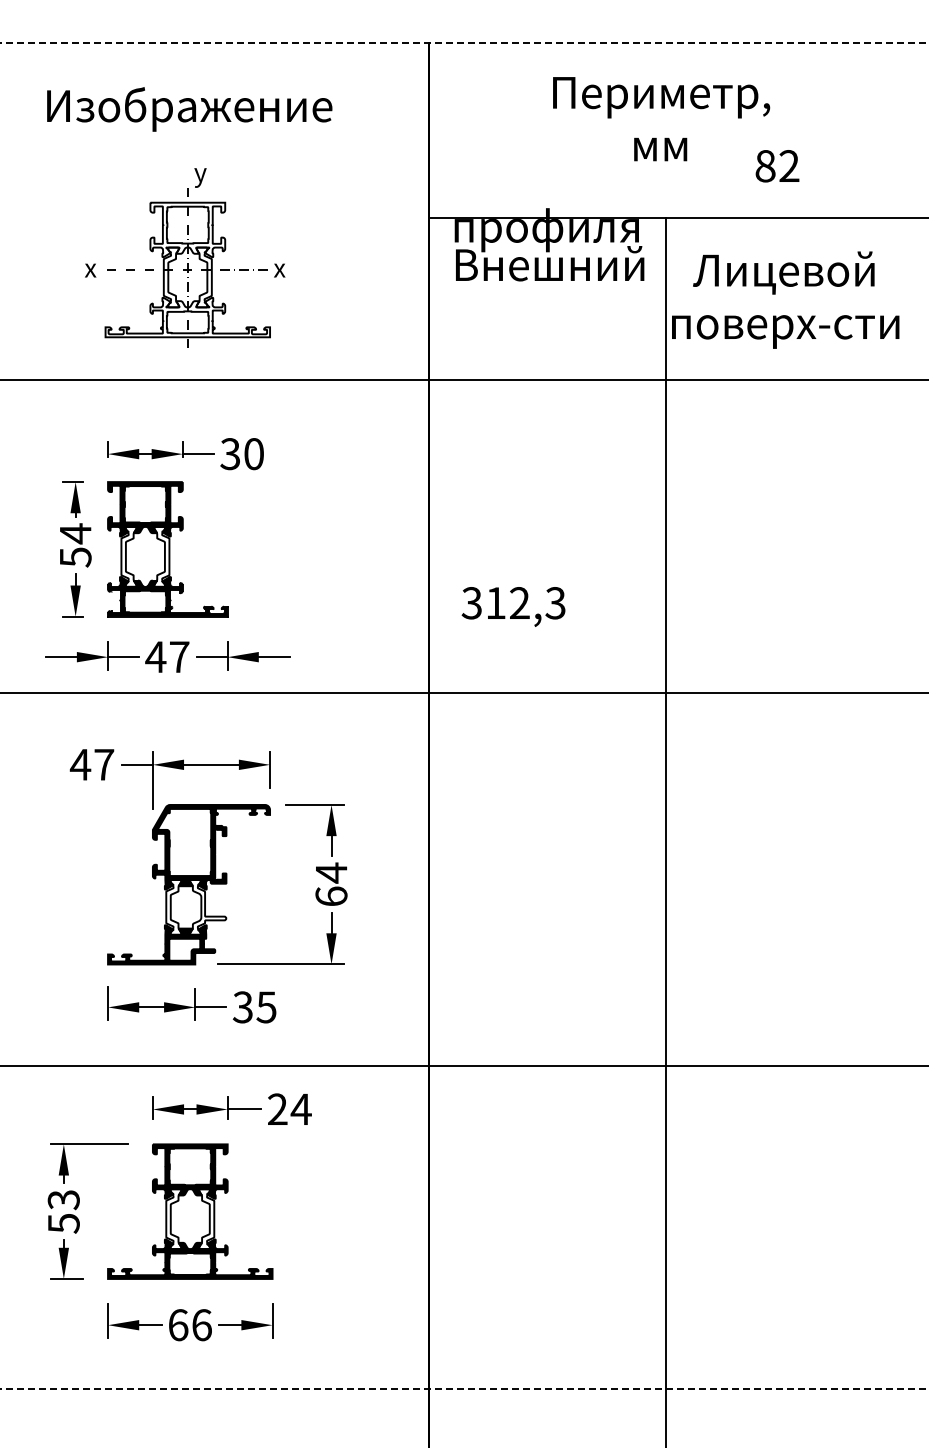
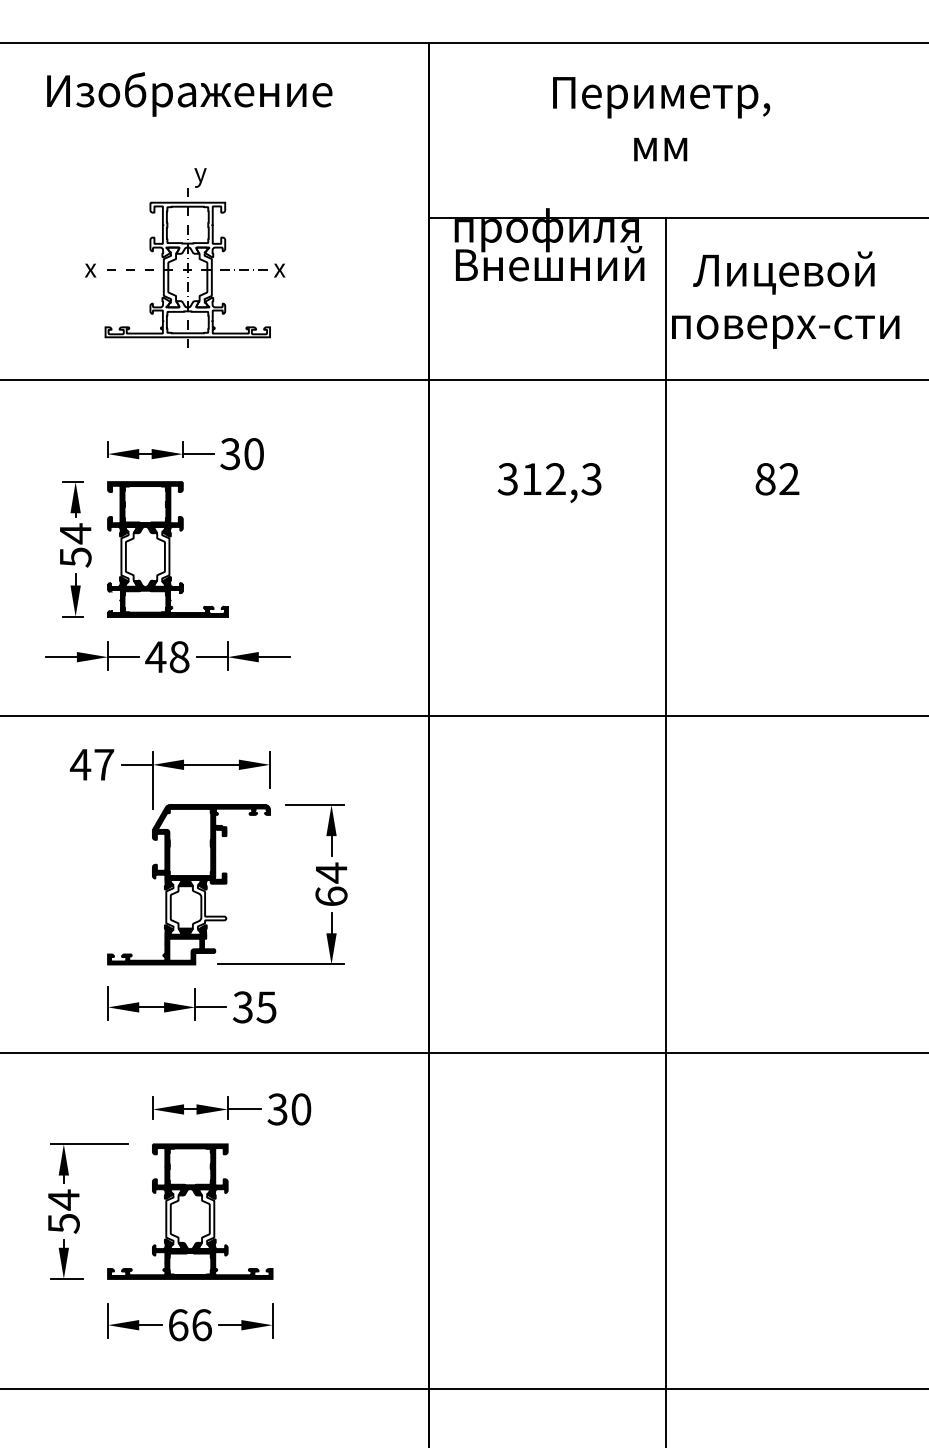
line: dashed -> solid (464, 43)
text position: (189, 109) -> (189, 94) (189, 94)
text position: (777, 166) -> (777, 479) (777, 479)
text position: (513, 606) -> (549, 482) (549, 482)
text: 47 -> 48 (179, 657)
line position: (463, 693) -> (463, 716) (463, 716)
line position: (463, 1065) -> (463, 1052) (463, 1052)
text: 24 -> 30 (289, 1109)
text: 53 -> 54 (63, 1199)
line: dashed -> solid (464, 1389)
